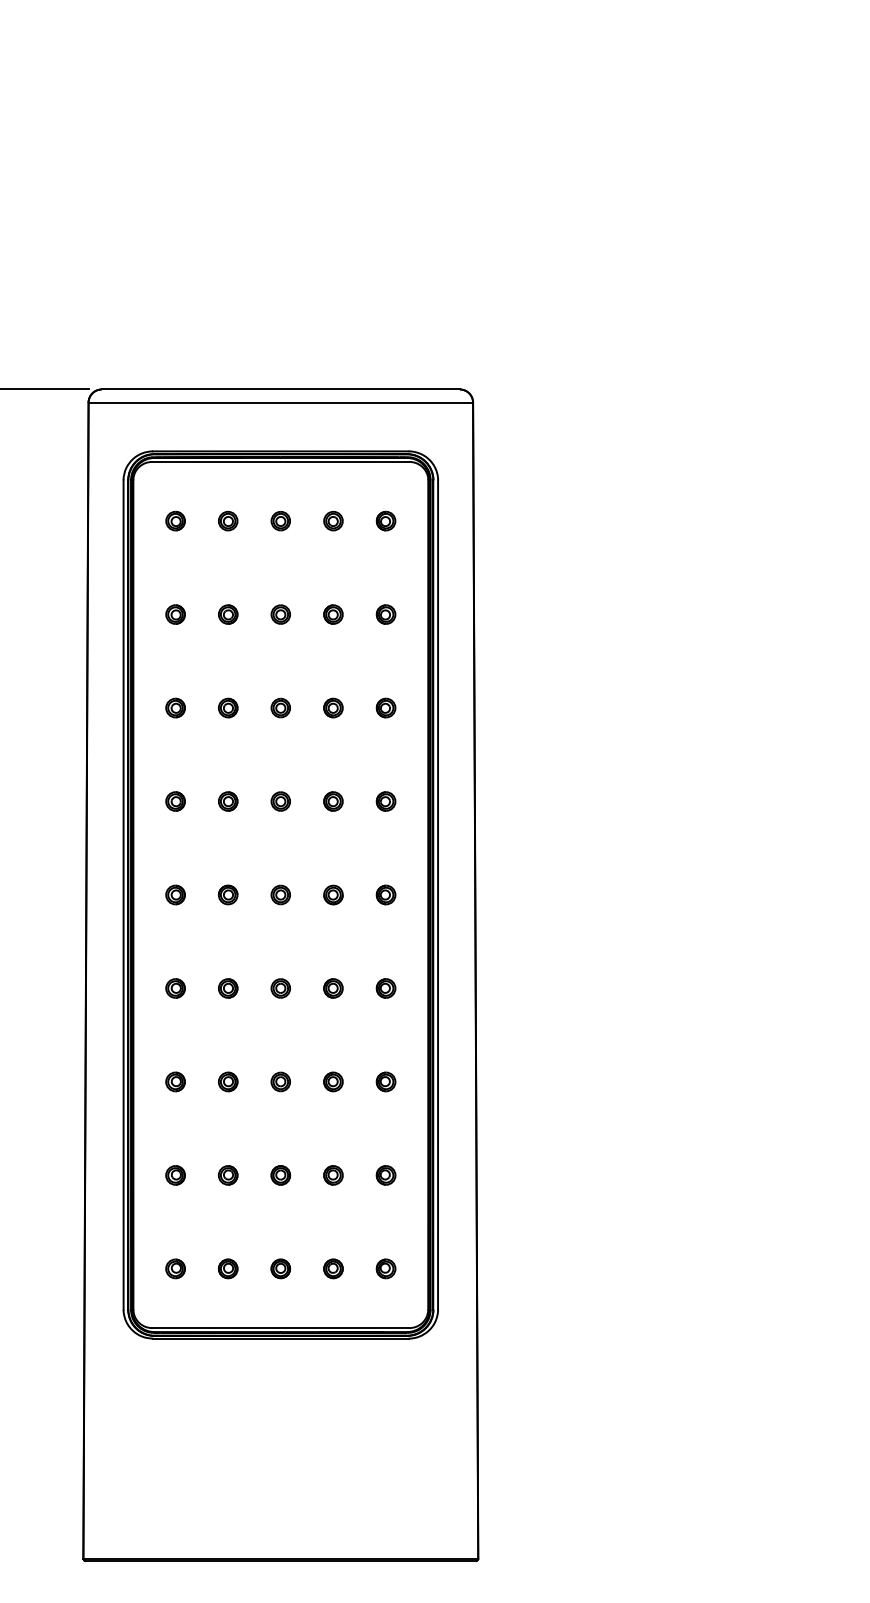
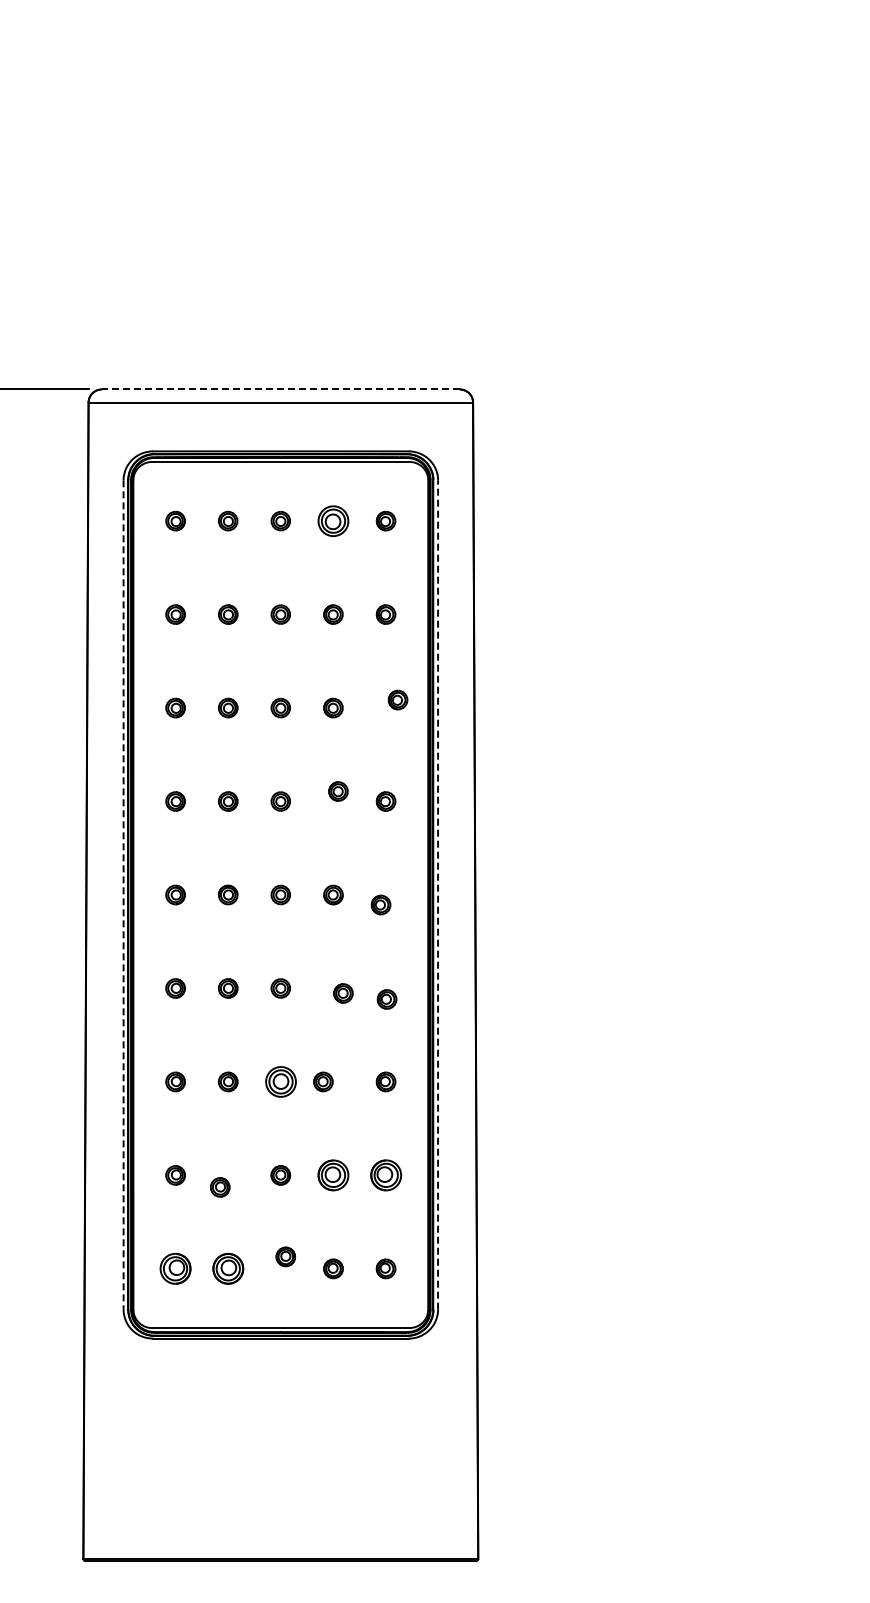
line: solid -> dashed (280, 389)
part size: 21x22 px -> 33x32 px (333, 520)
part position: (385, 707) -> (397, 699) (397, 699)
part position: (333, 801) -> (338, 791) (338, 791)
part position: (385, 894) -> (380, 904) (380, 904)
line: solid -> dashed (123, 895)
line: solid -> dashed (438, 895)
part position: (333, 988) -> (343, 993) (343, 993)
part position: (385, 988) -> (386, 999) (386, 999)
part size: 21x22 px -> 32x32 px (280, 1081)
part position: (333, 1081) -> (323, 1081) (323, 1081)
part position: (228, 1175) -> (220, 1187) (220, 1187)
part size: 21x21 px -> 33x33 px (333, 1175)
part size: 22x21 px -> 33x33 px (386, 1175)
part size: 21x22 px -> 33x33 px (175, 1268)
part size: 22x22 px -> 33x32 px (228, 1268)
part position: (280, 1268) -> (285, 1256) (285, 1256)
